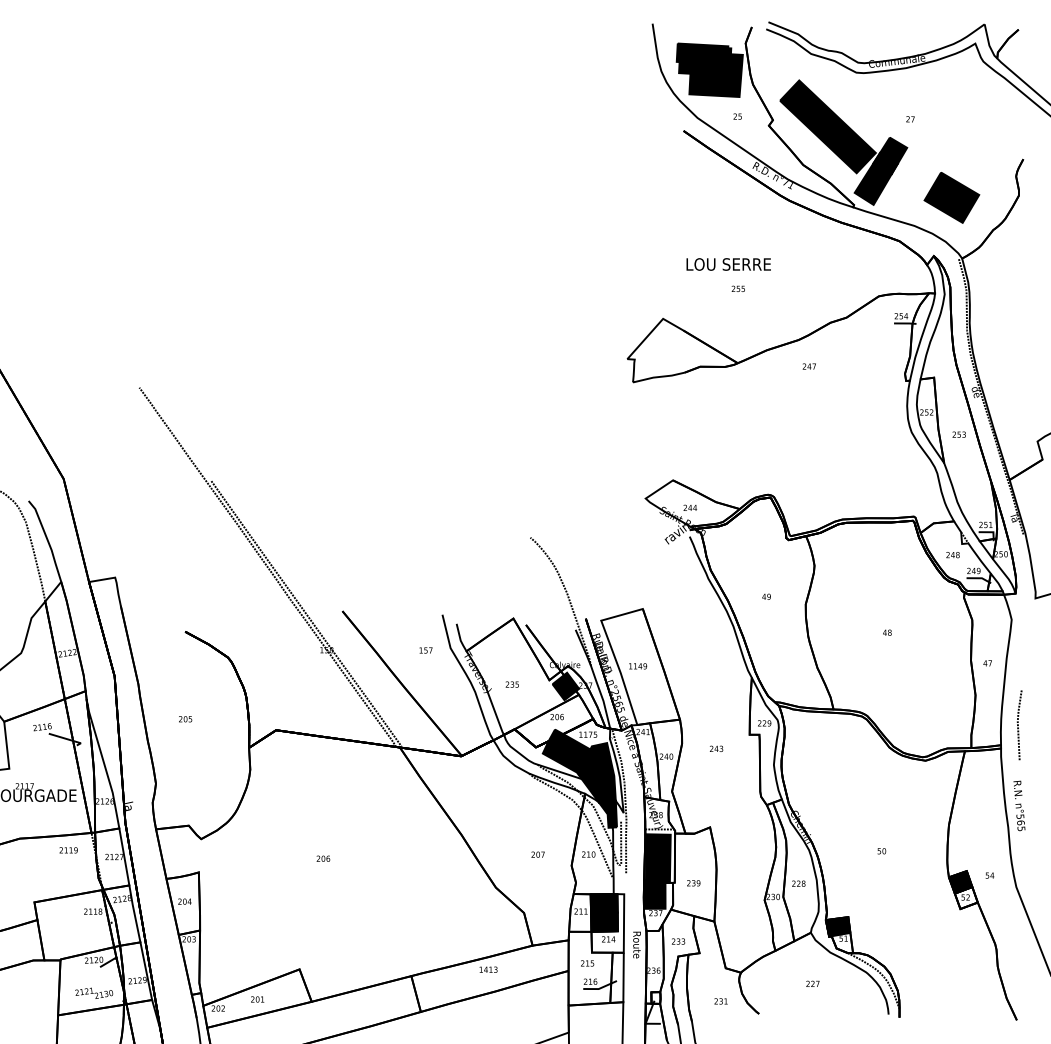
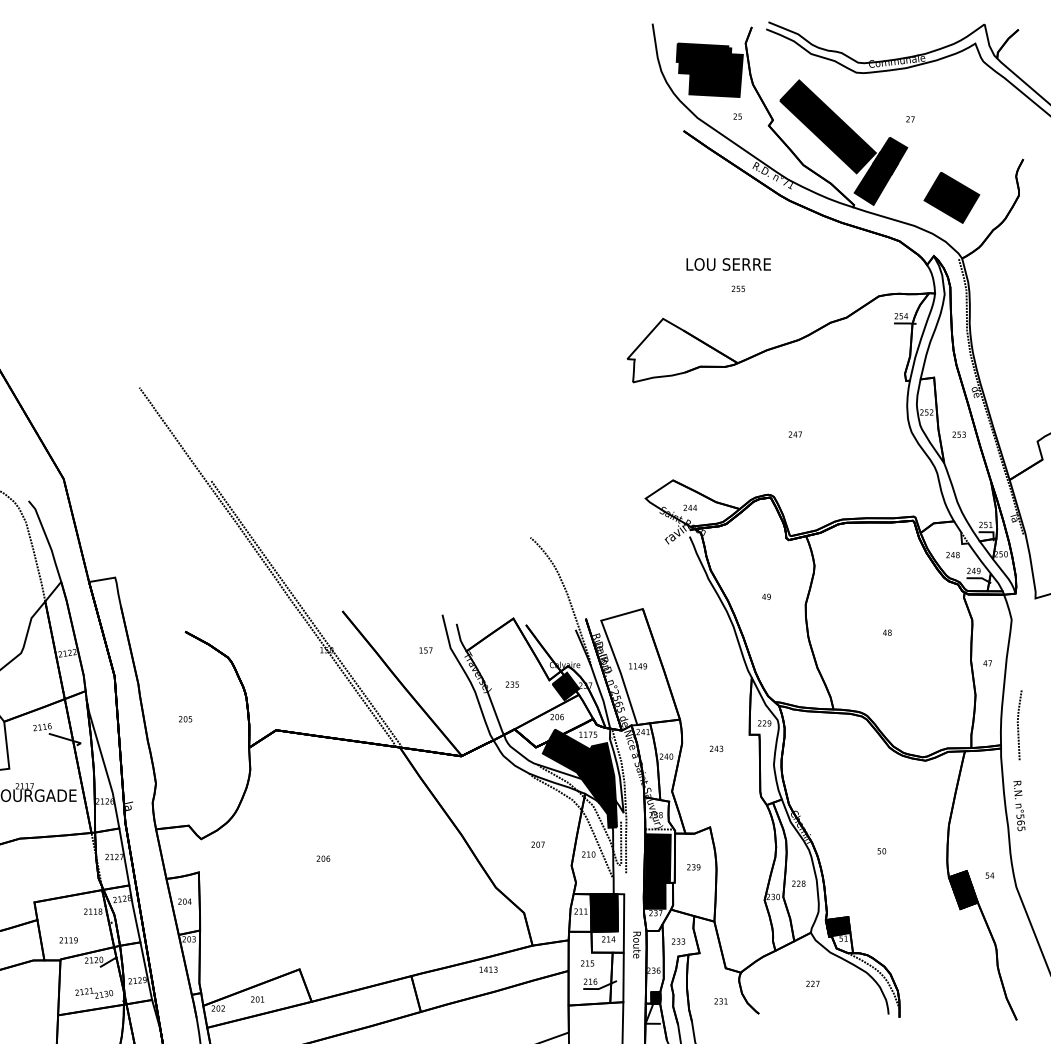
text position: (808, 366) -> (794, 434) (794, 434)
text position: (68, 850) -> (68, 940) (68, 940)
text position: (537, 854) -> (537, 844) (537, 844)
text position: (693, 883) -> (693, 867) (693, 867)
fill: none -> present (965, 898)
fill: none -> present (655, 997)
